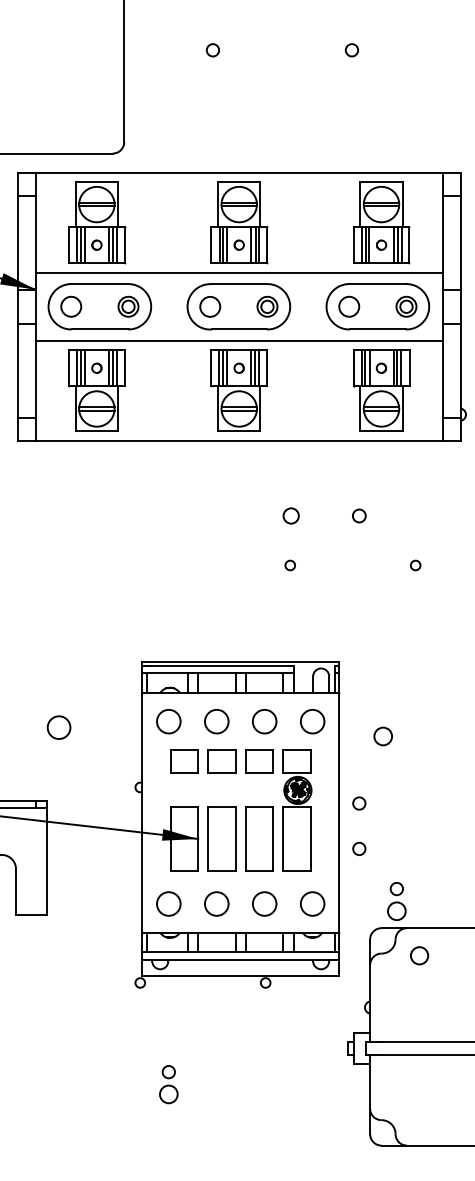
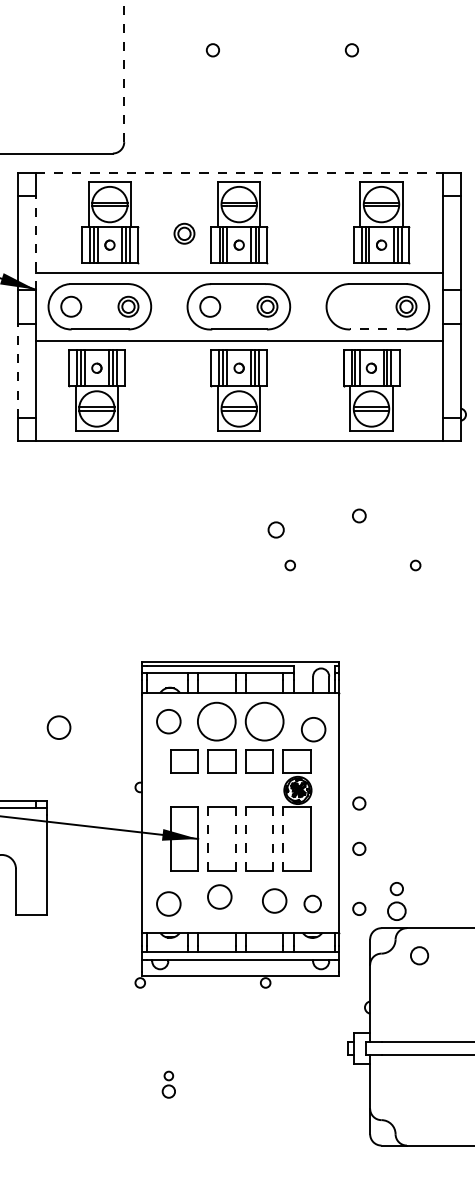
line: solid -> dashed (124, 71)
line: solid -> dashed (239, 172)
part position: (97, 222) -> (110, 222) (110, 222)
part: none -> present (184, 233)
line: solid -> dashed (35, 242)
circle: present -> none (349, 306)
line: solid -> dashed (377, 329)
line: solid -> dashed (17, 370)
part position: (381, 390) -> (371, 390) (371, 390)
circle position: (290, 515) -> (275, 529) (275, 529)
circle diameter: 24 px -> 38 px (216, 721)
circle diameter: 24 px -> 38 px (264, 721)
circle position: (312, 721) -> (313, 729) (313, 729)
circle: present -> none (382, 736)
line: solid -> dashed (208, 838)
line: solid -> dashed (235, 838)
line: solid -> dashed (245, 838)
line: solid -> dashed (273, 838)
line: solid -> dashed (283, 838)
circle position: (216, 903) -> (219, 896) (219, 896)
circle position: (264, 903) -> (274, 900) (274, 900)
circle size: 26x26 px -> 19x20 px (312, 903)
circle: none -> present (359, 908)
part size: 20x40 px -> 15x29 px (168, 1084)
